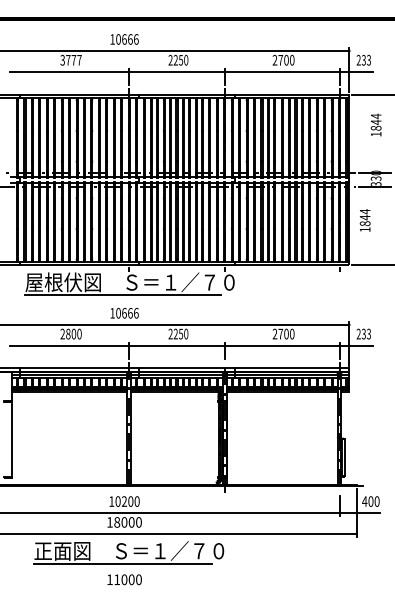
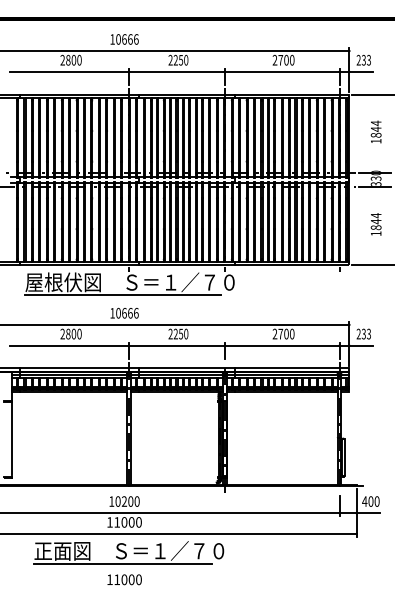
text: 3777 -> 2800 (70, 59)
text position: (375, 124) -> (375, 131) (375, 131)
text position: (364, 220) -> (375, 224) (375, 224)
text: 18000 -> 11000 (117, 522)
